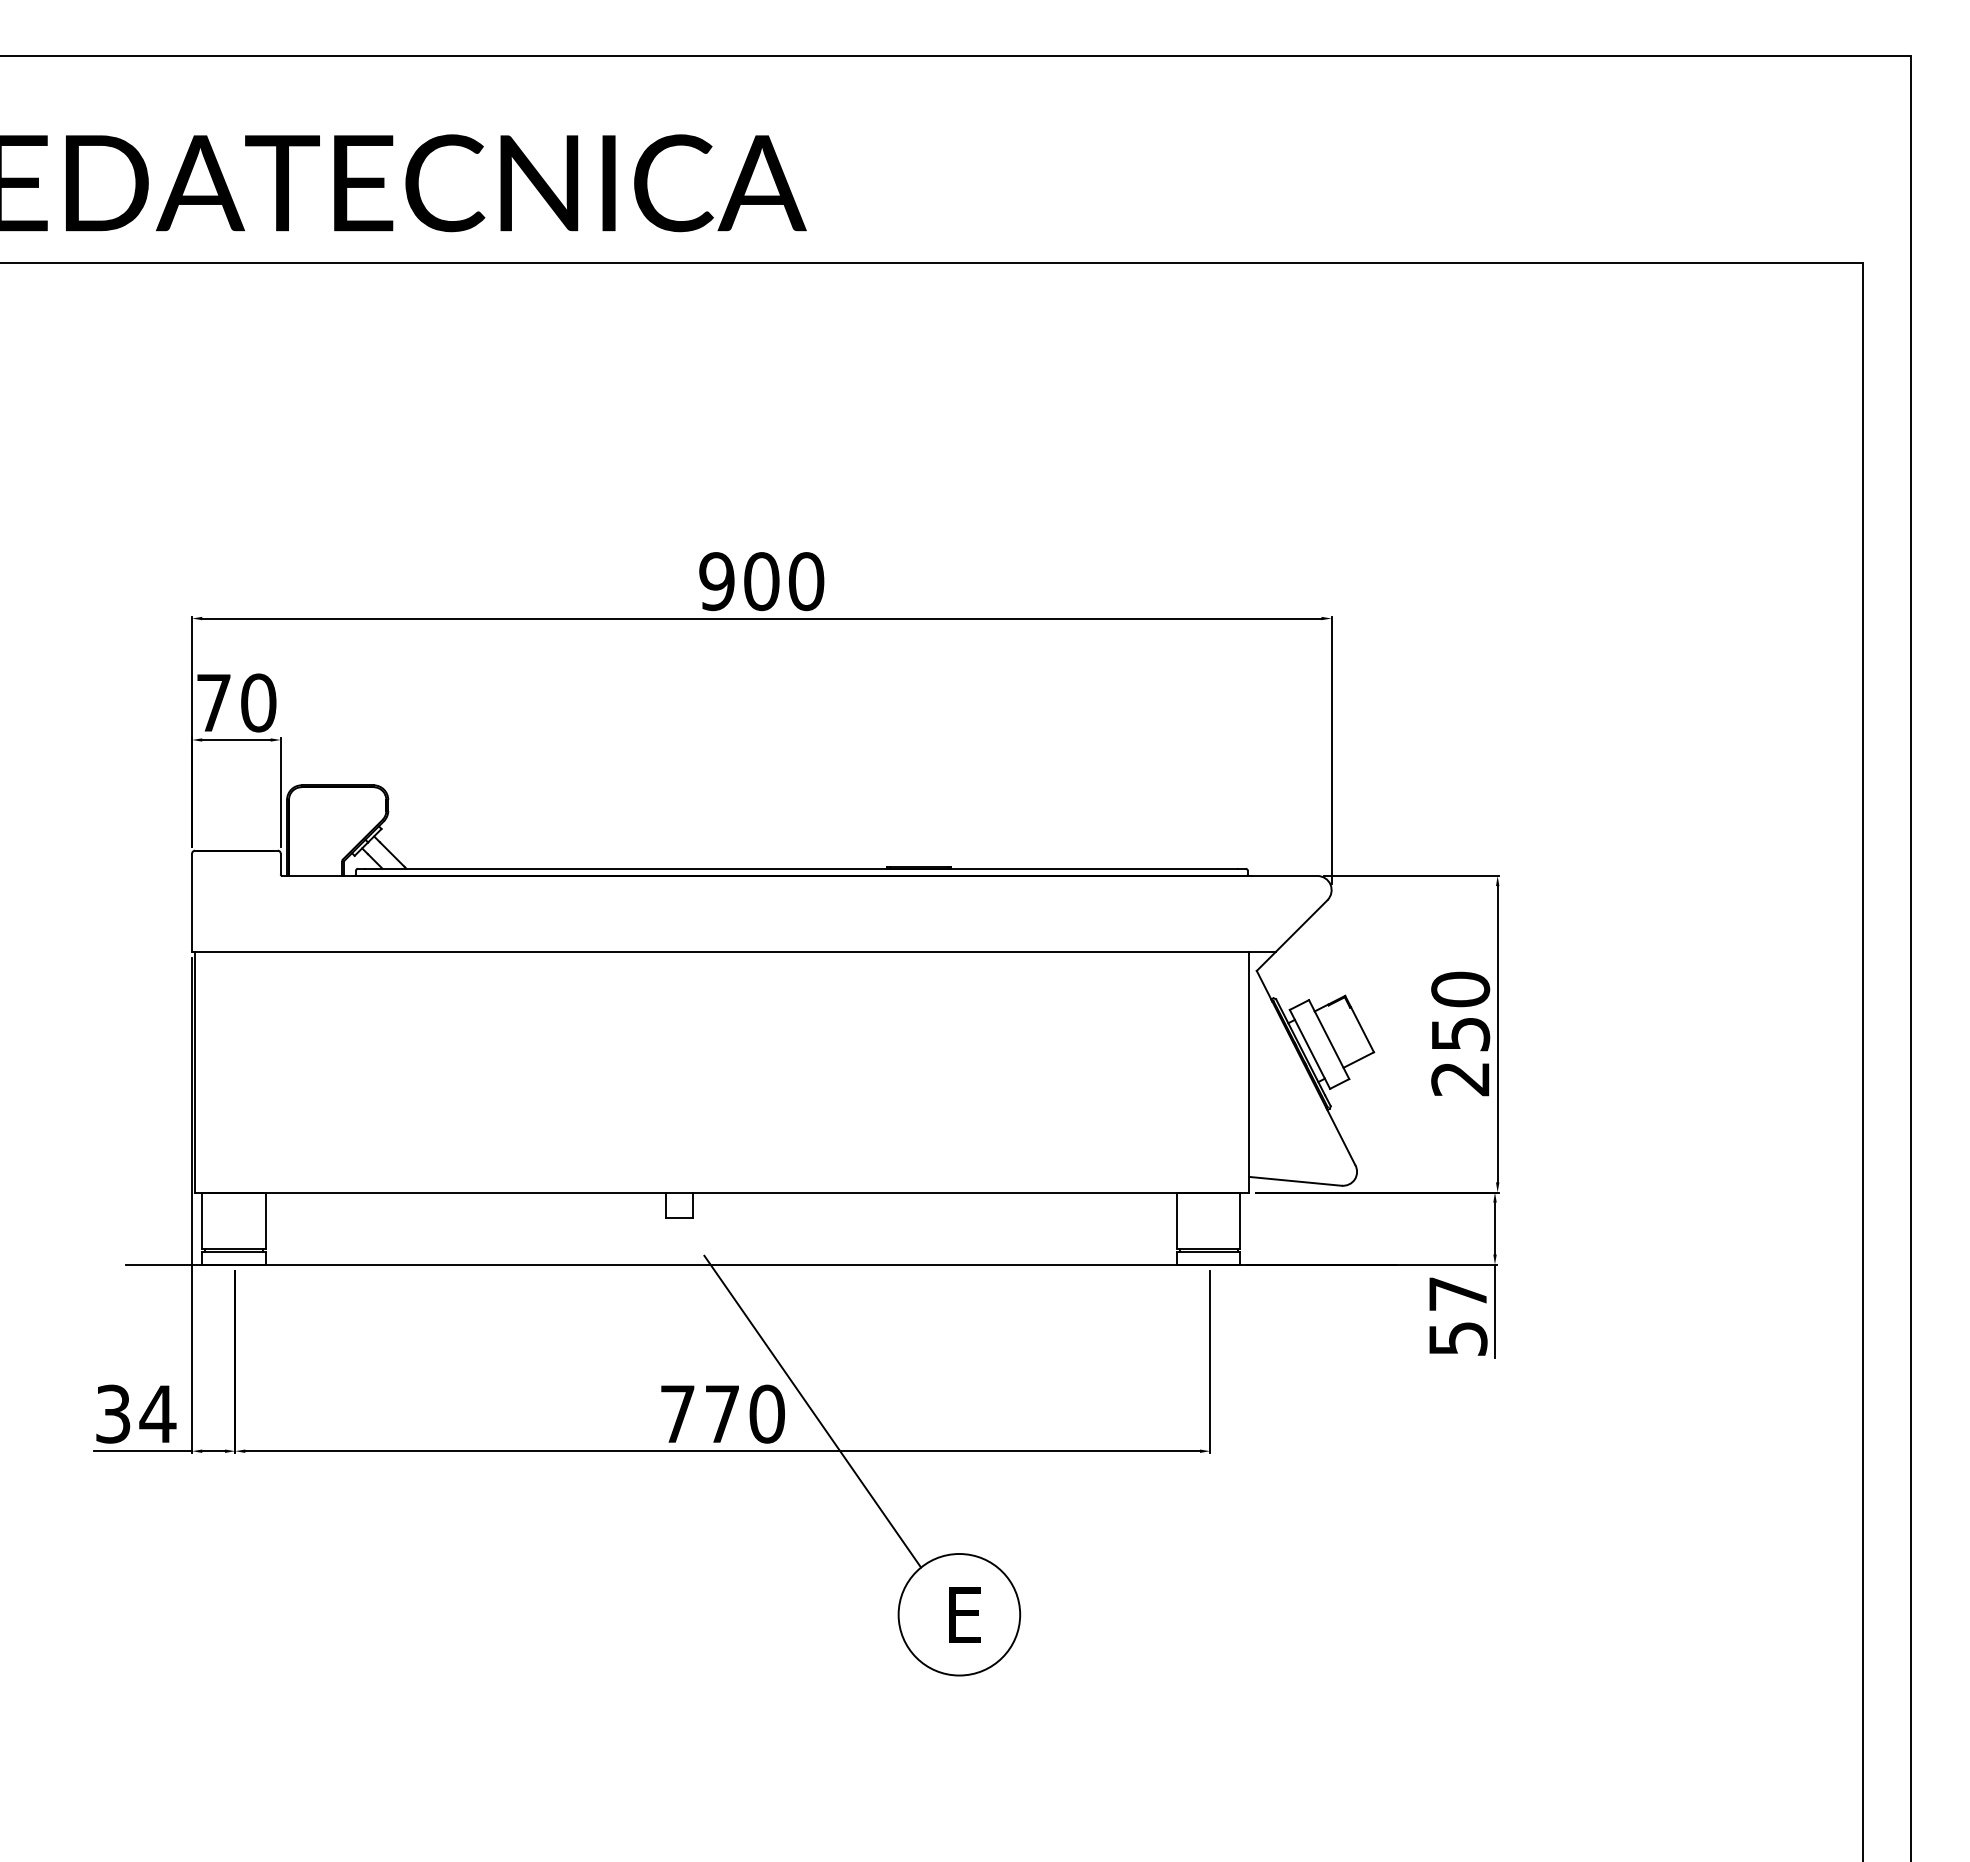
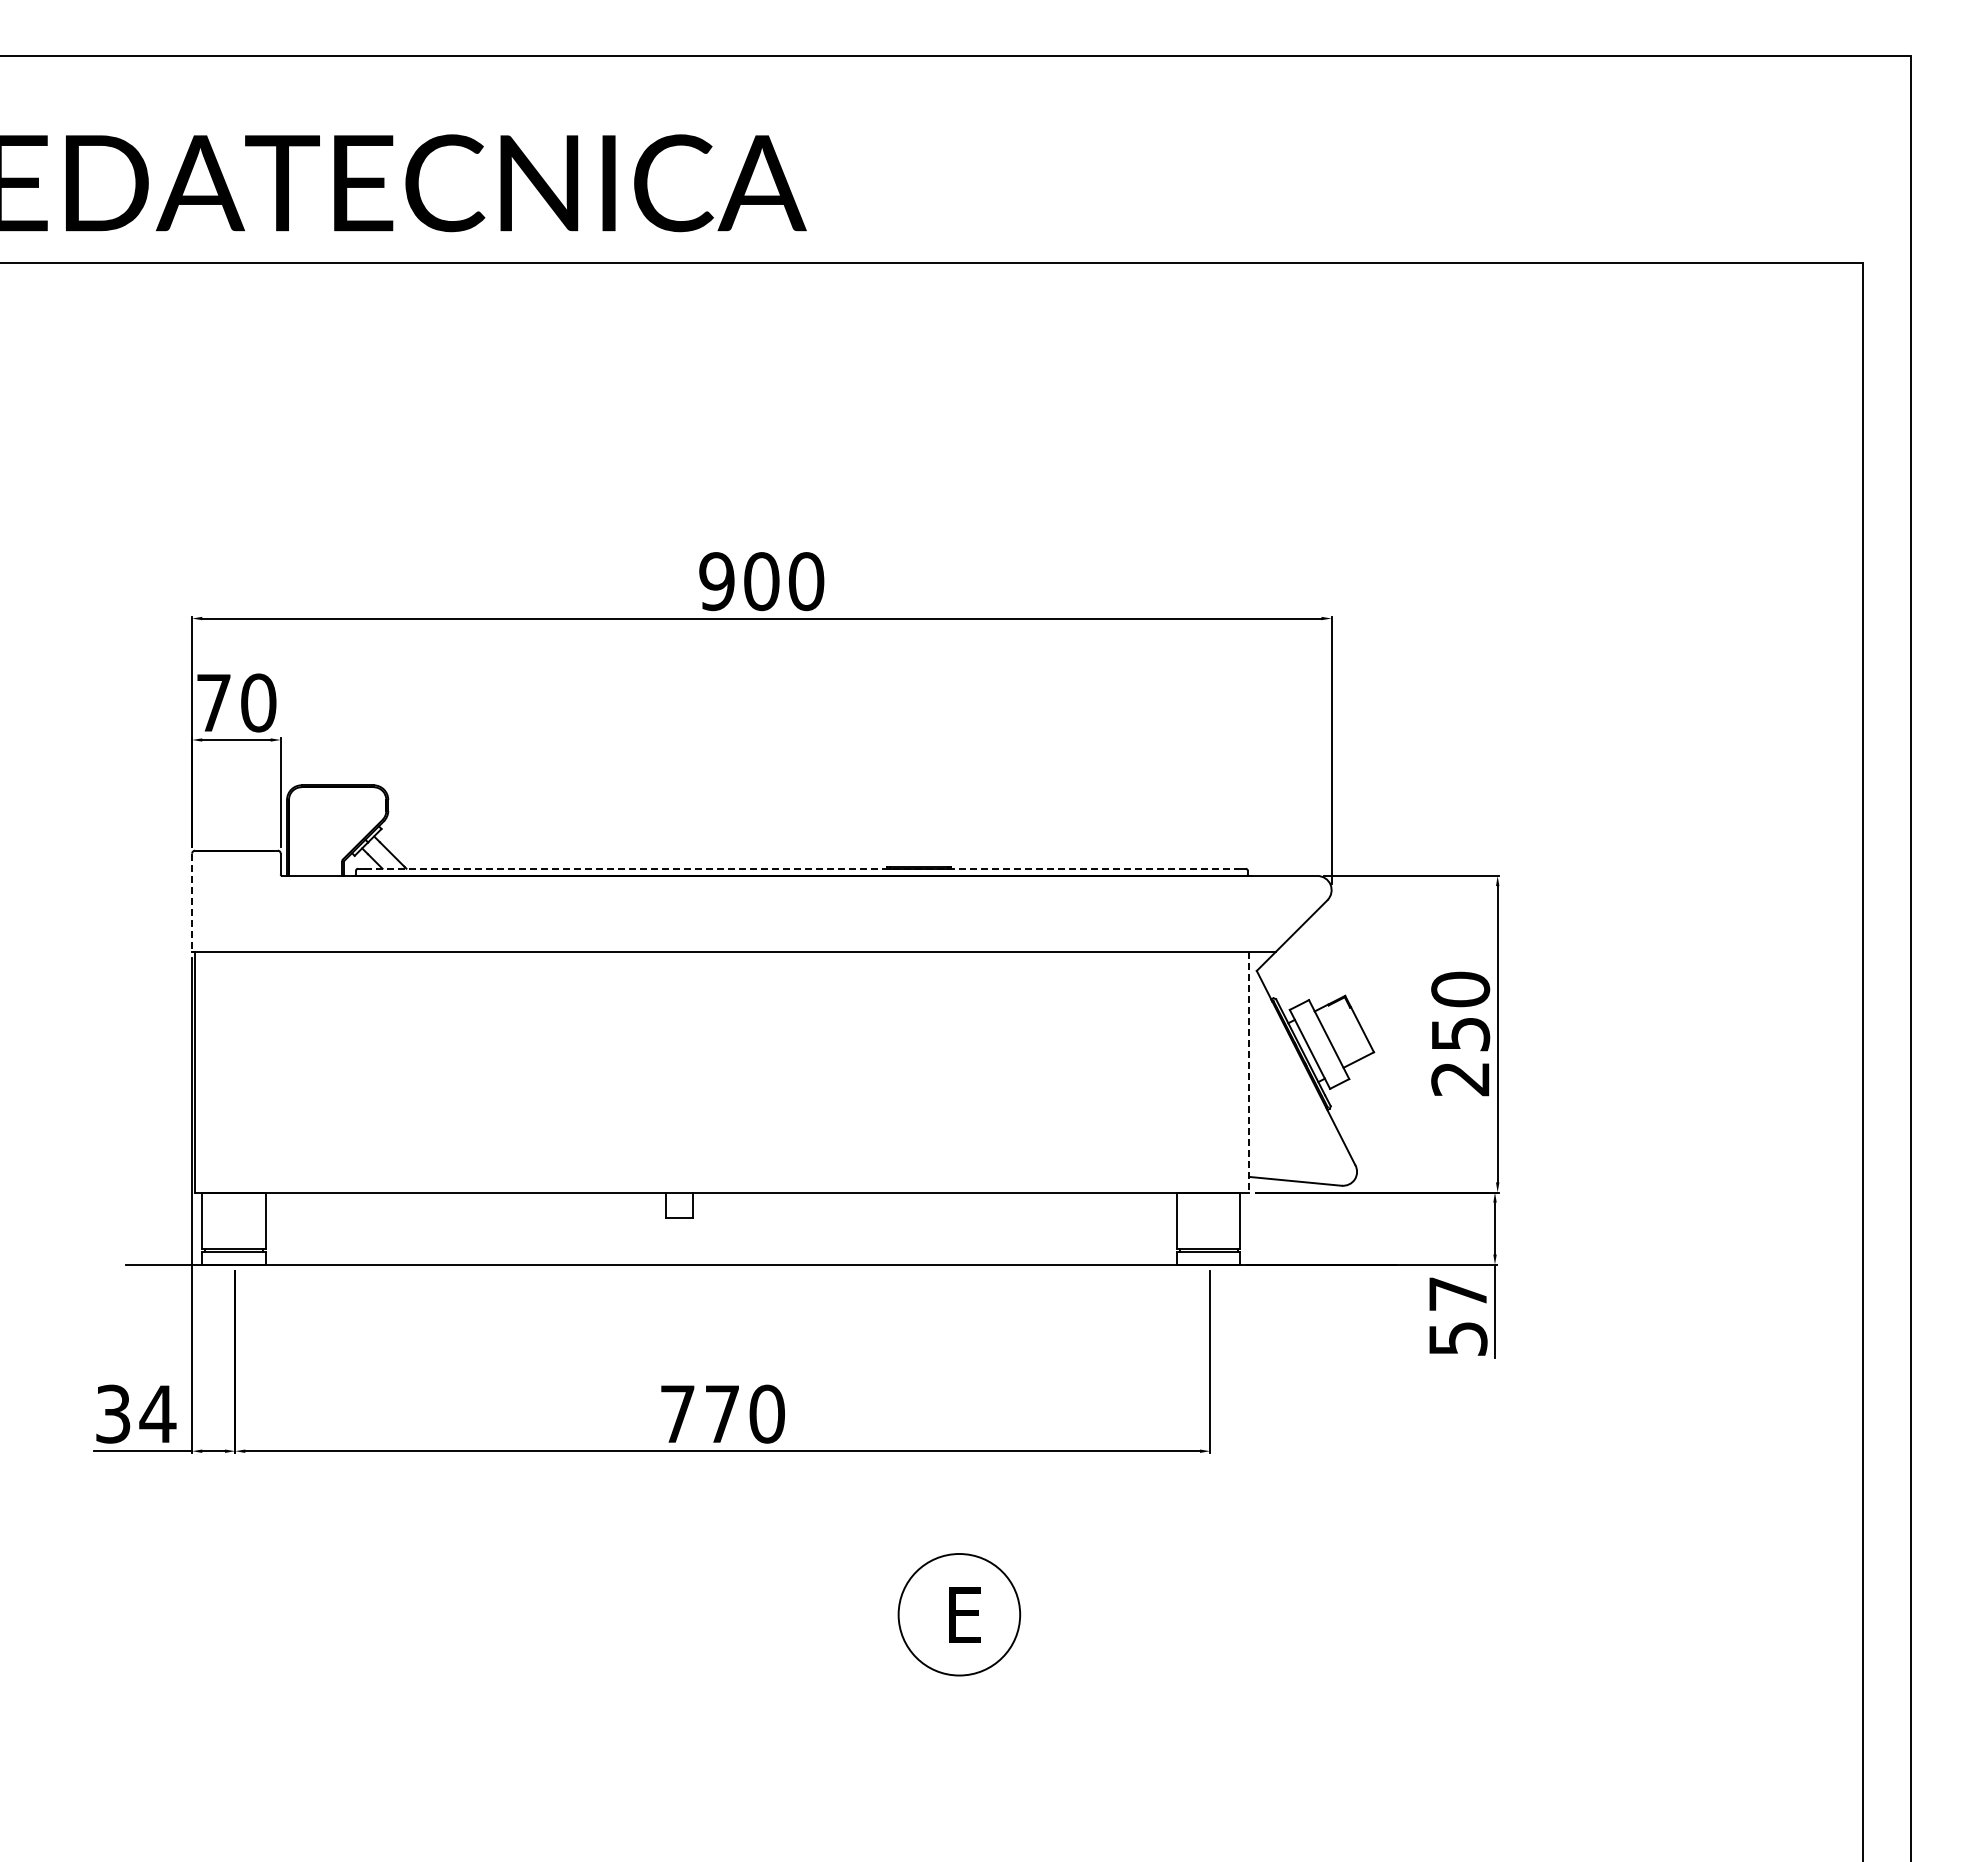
line: solid -> dashed (802, 868)
line: solid -> dashed (192, 903)
line: solid -> dashed (1249, 1072)
line: present -> none (812, 1411)
